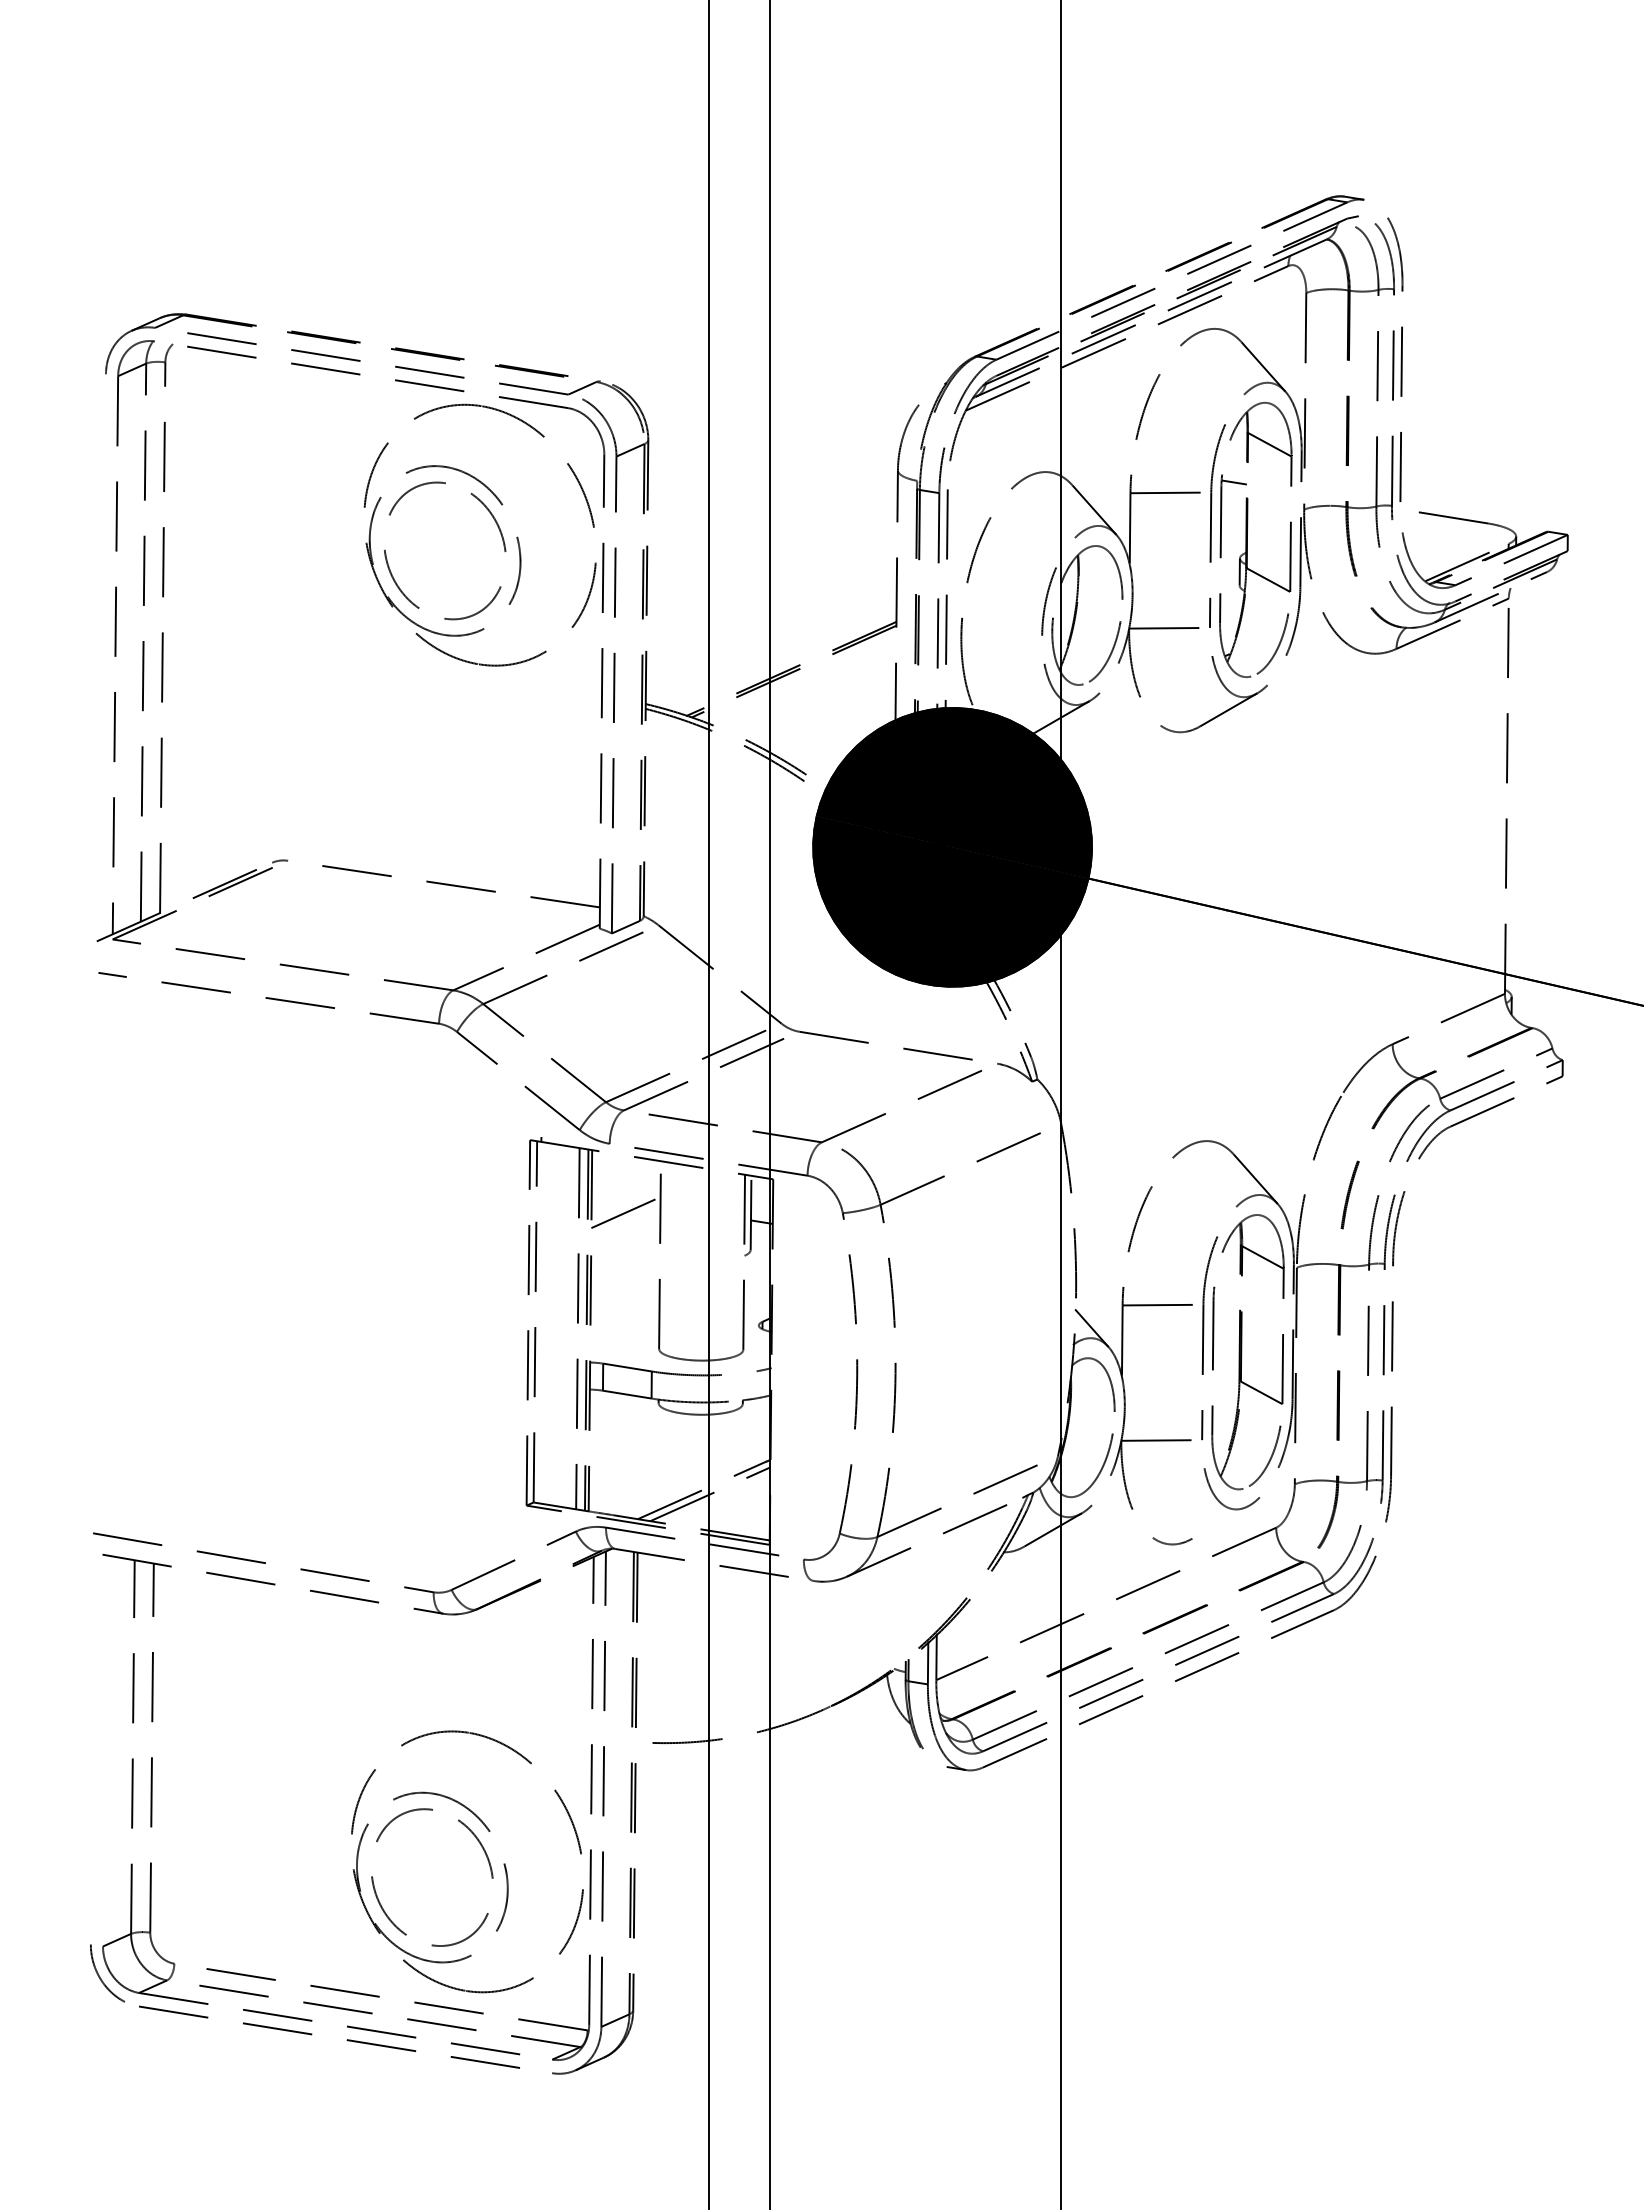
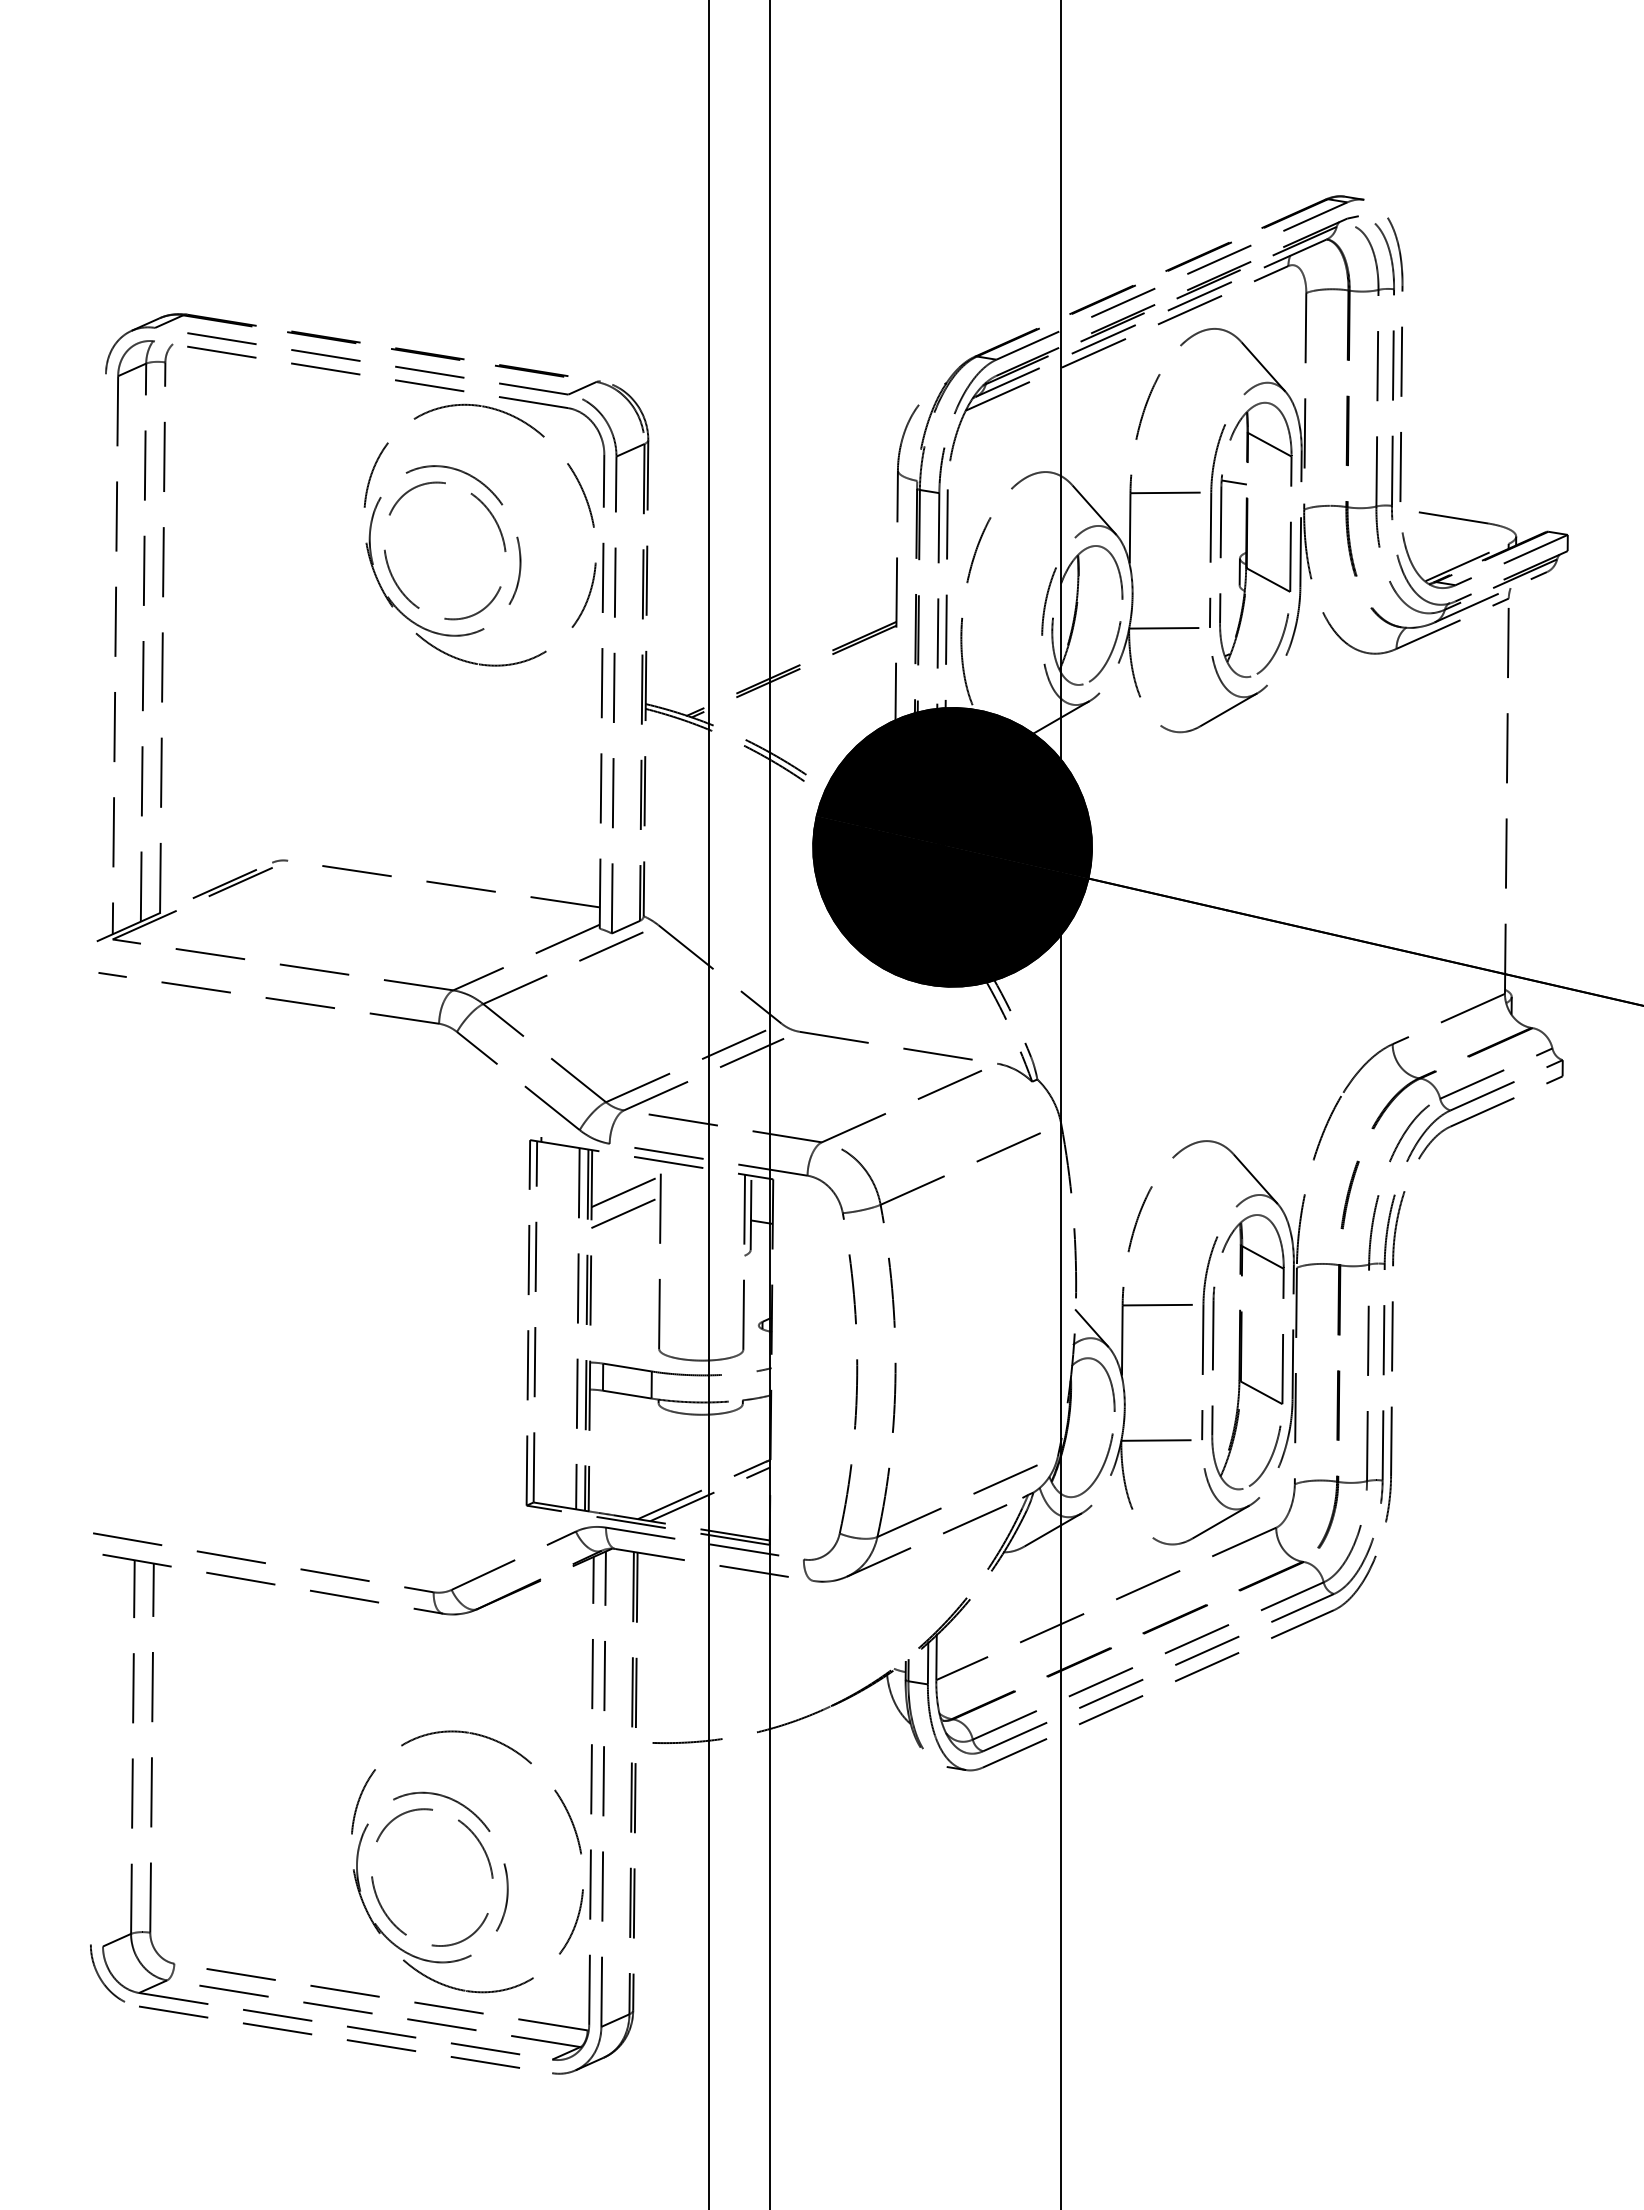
line: none -> present (625, 1191)
line: none -> present (1220, 1521)
